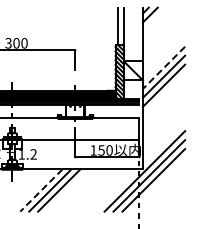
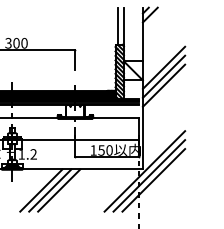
line: dashed -> solid (164, 67)
line: dashed -> solid (41, 190)
